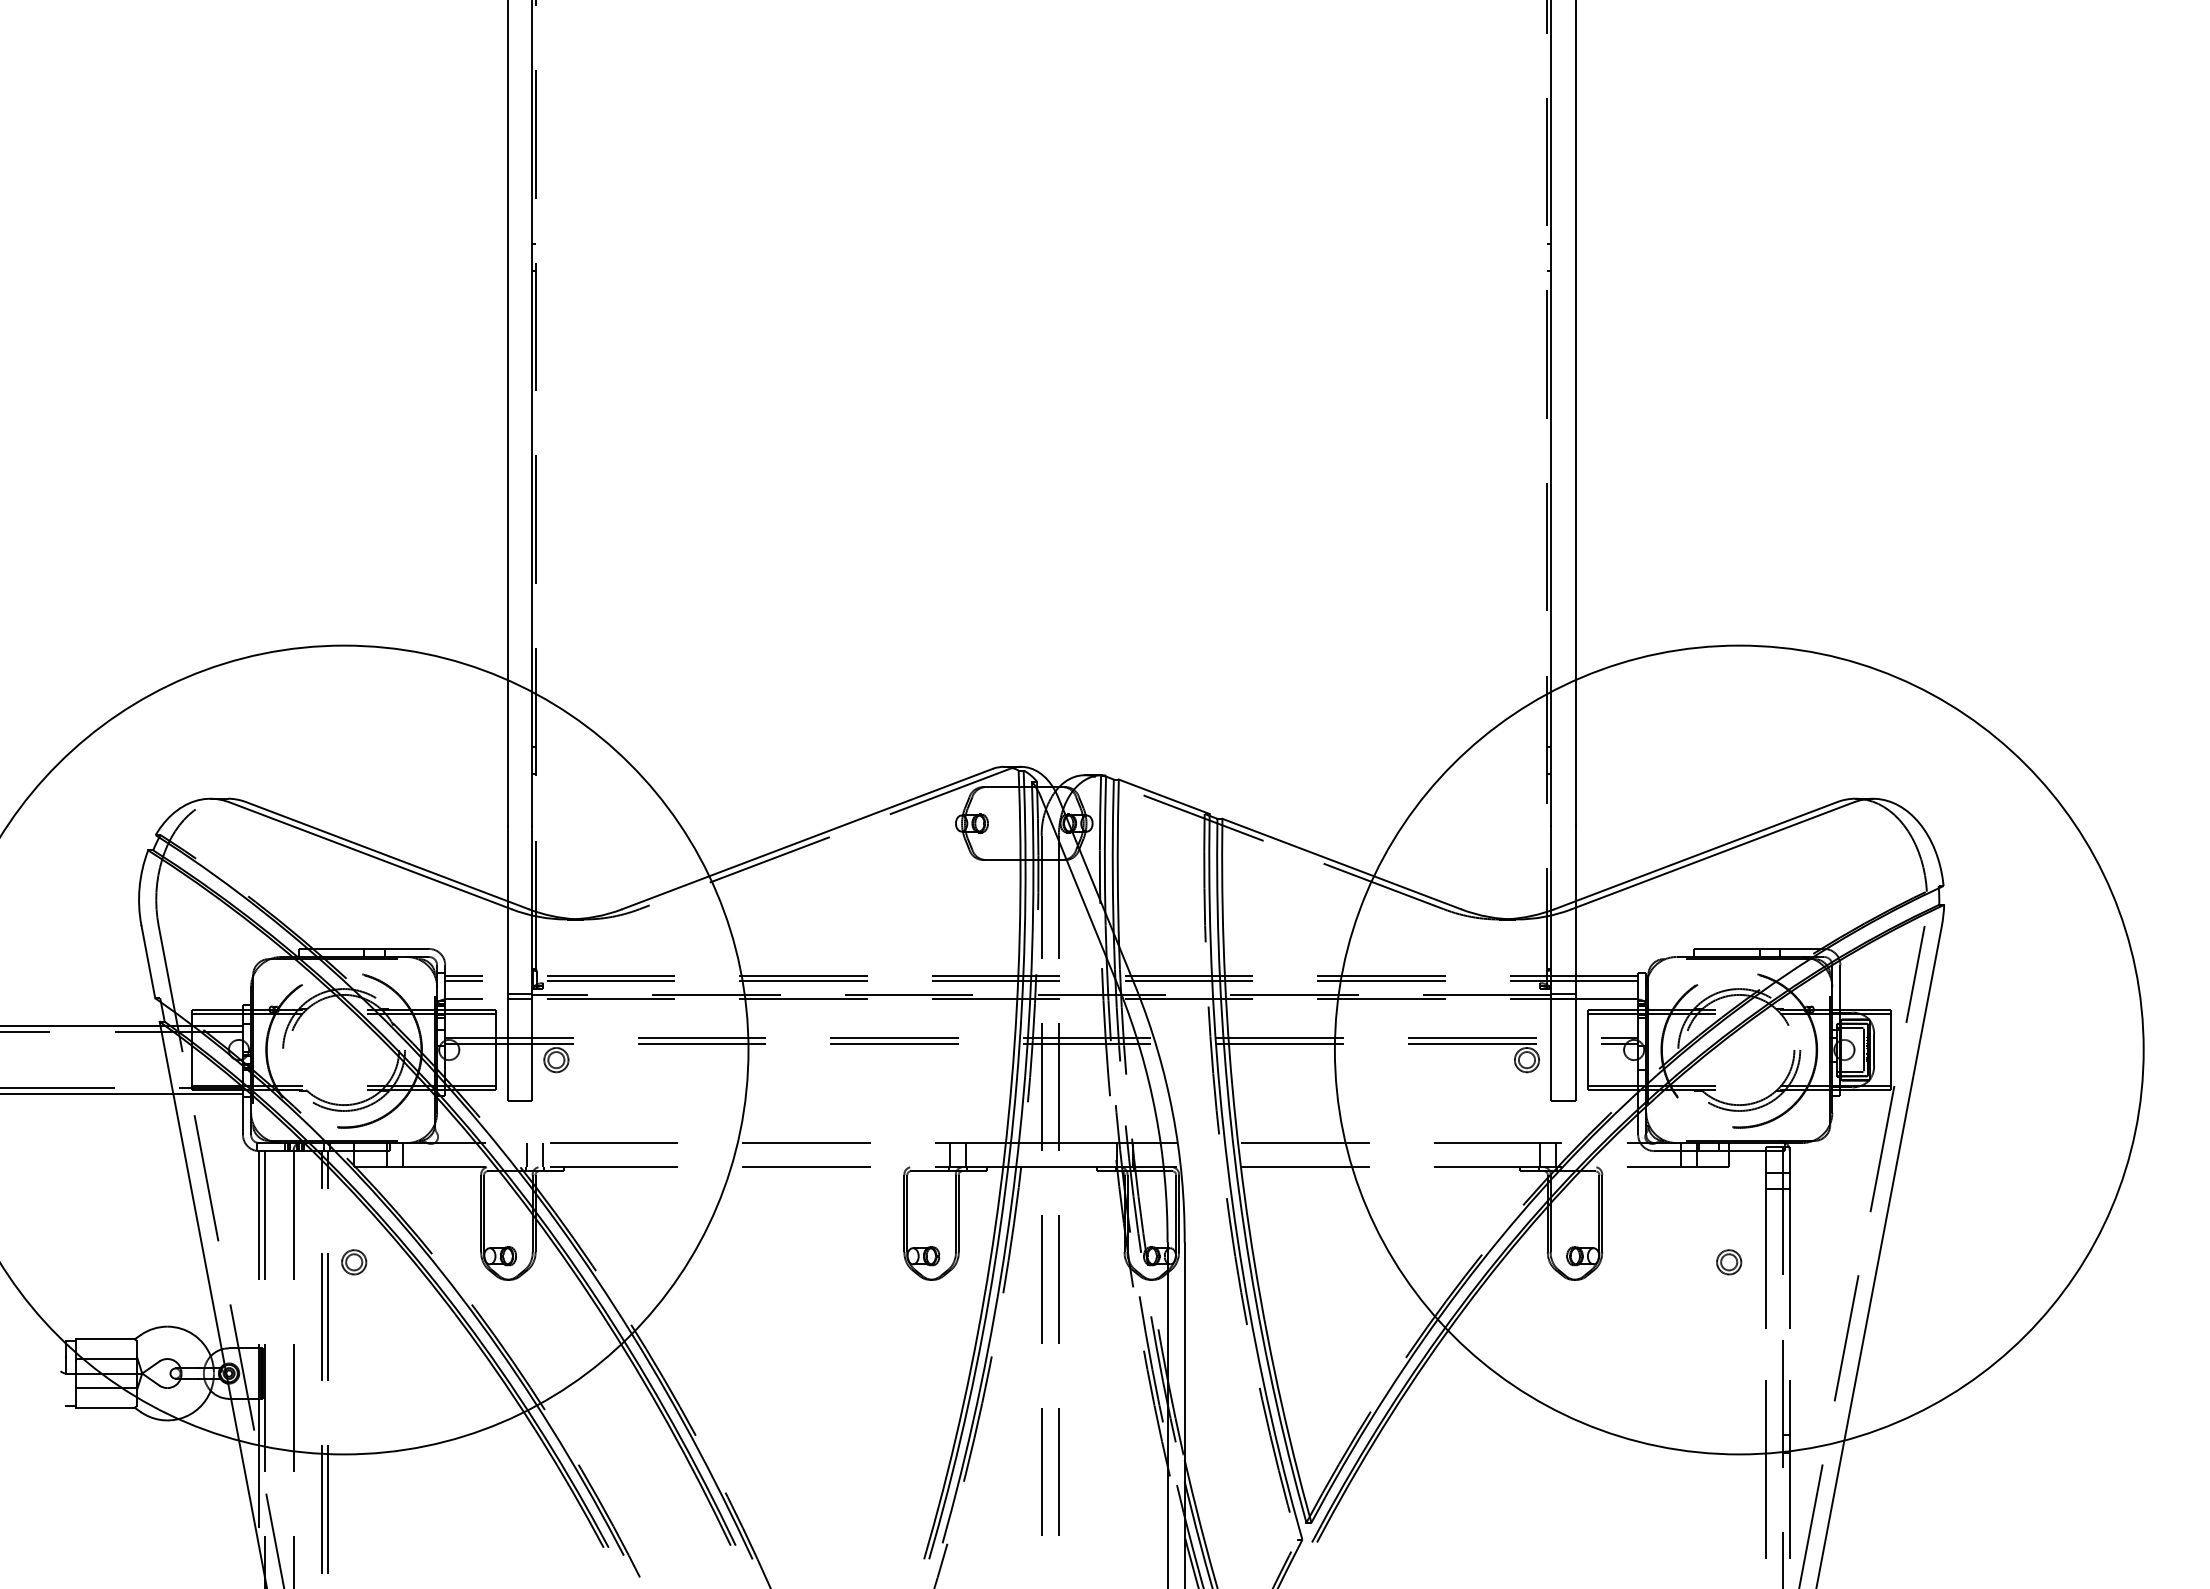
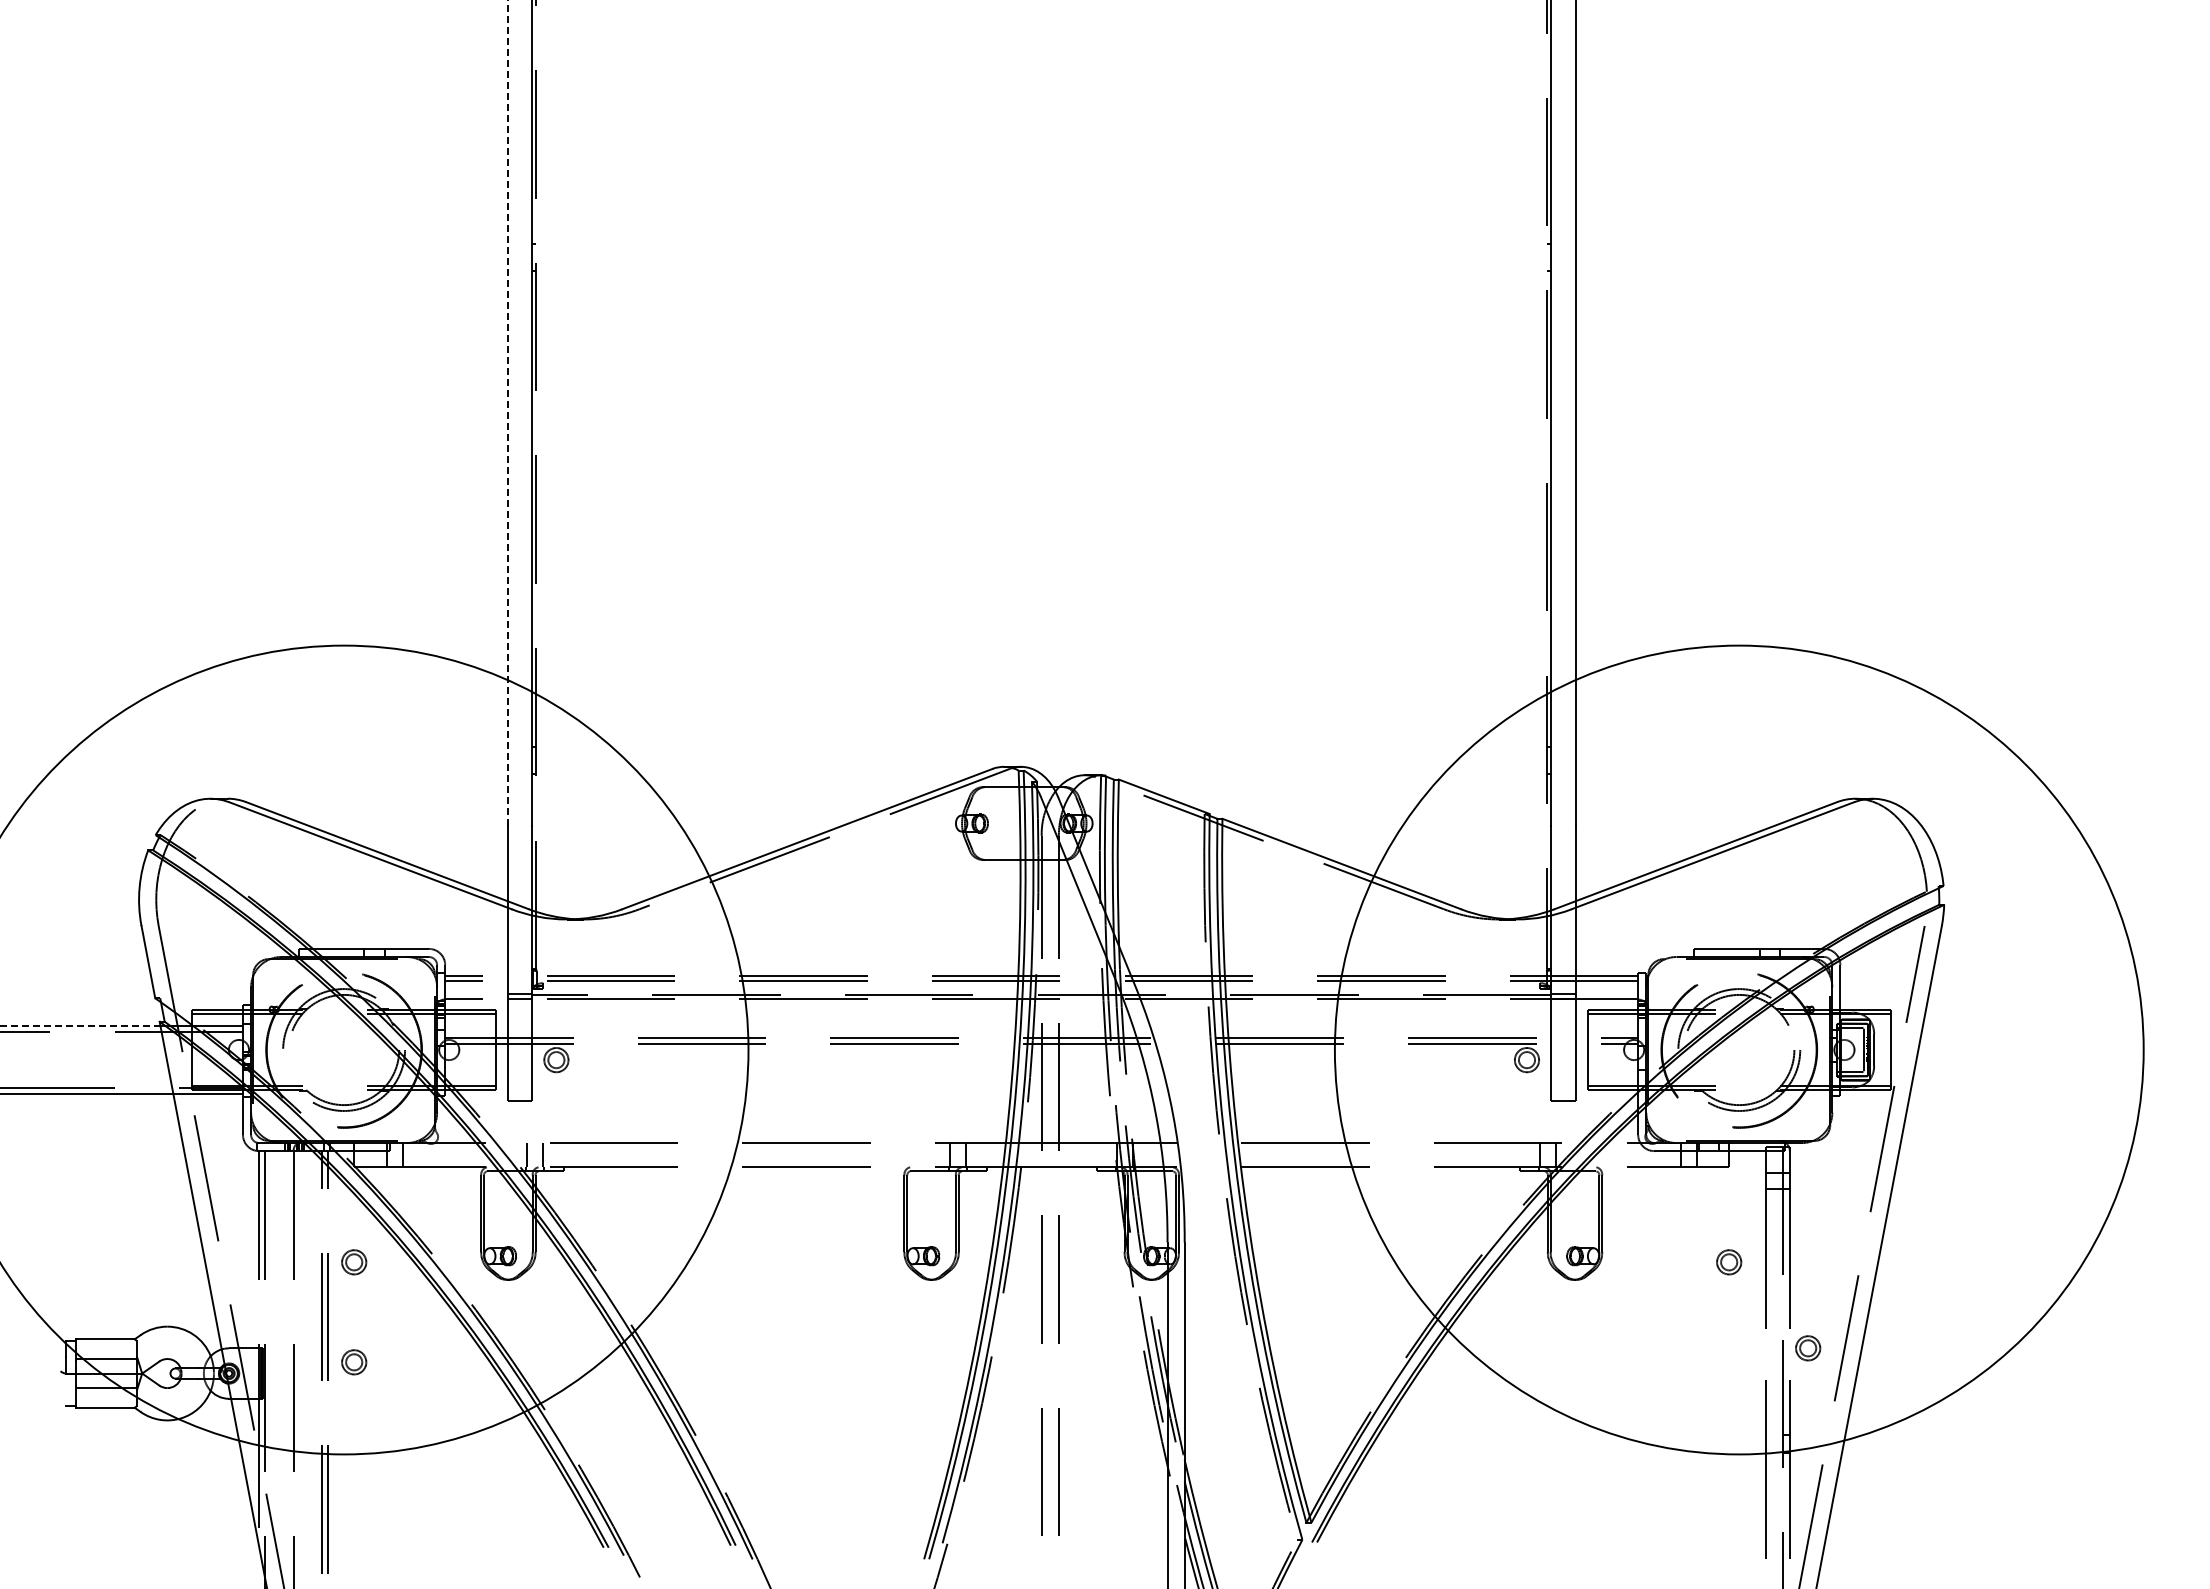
line: solid -> dashed (507, 412)
line: solid -> dashed (80, 1026)
part: none -> present (1808, 1348)
part: none -> present (354, 1362)
